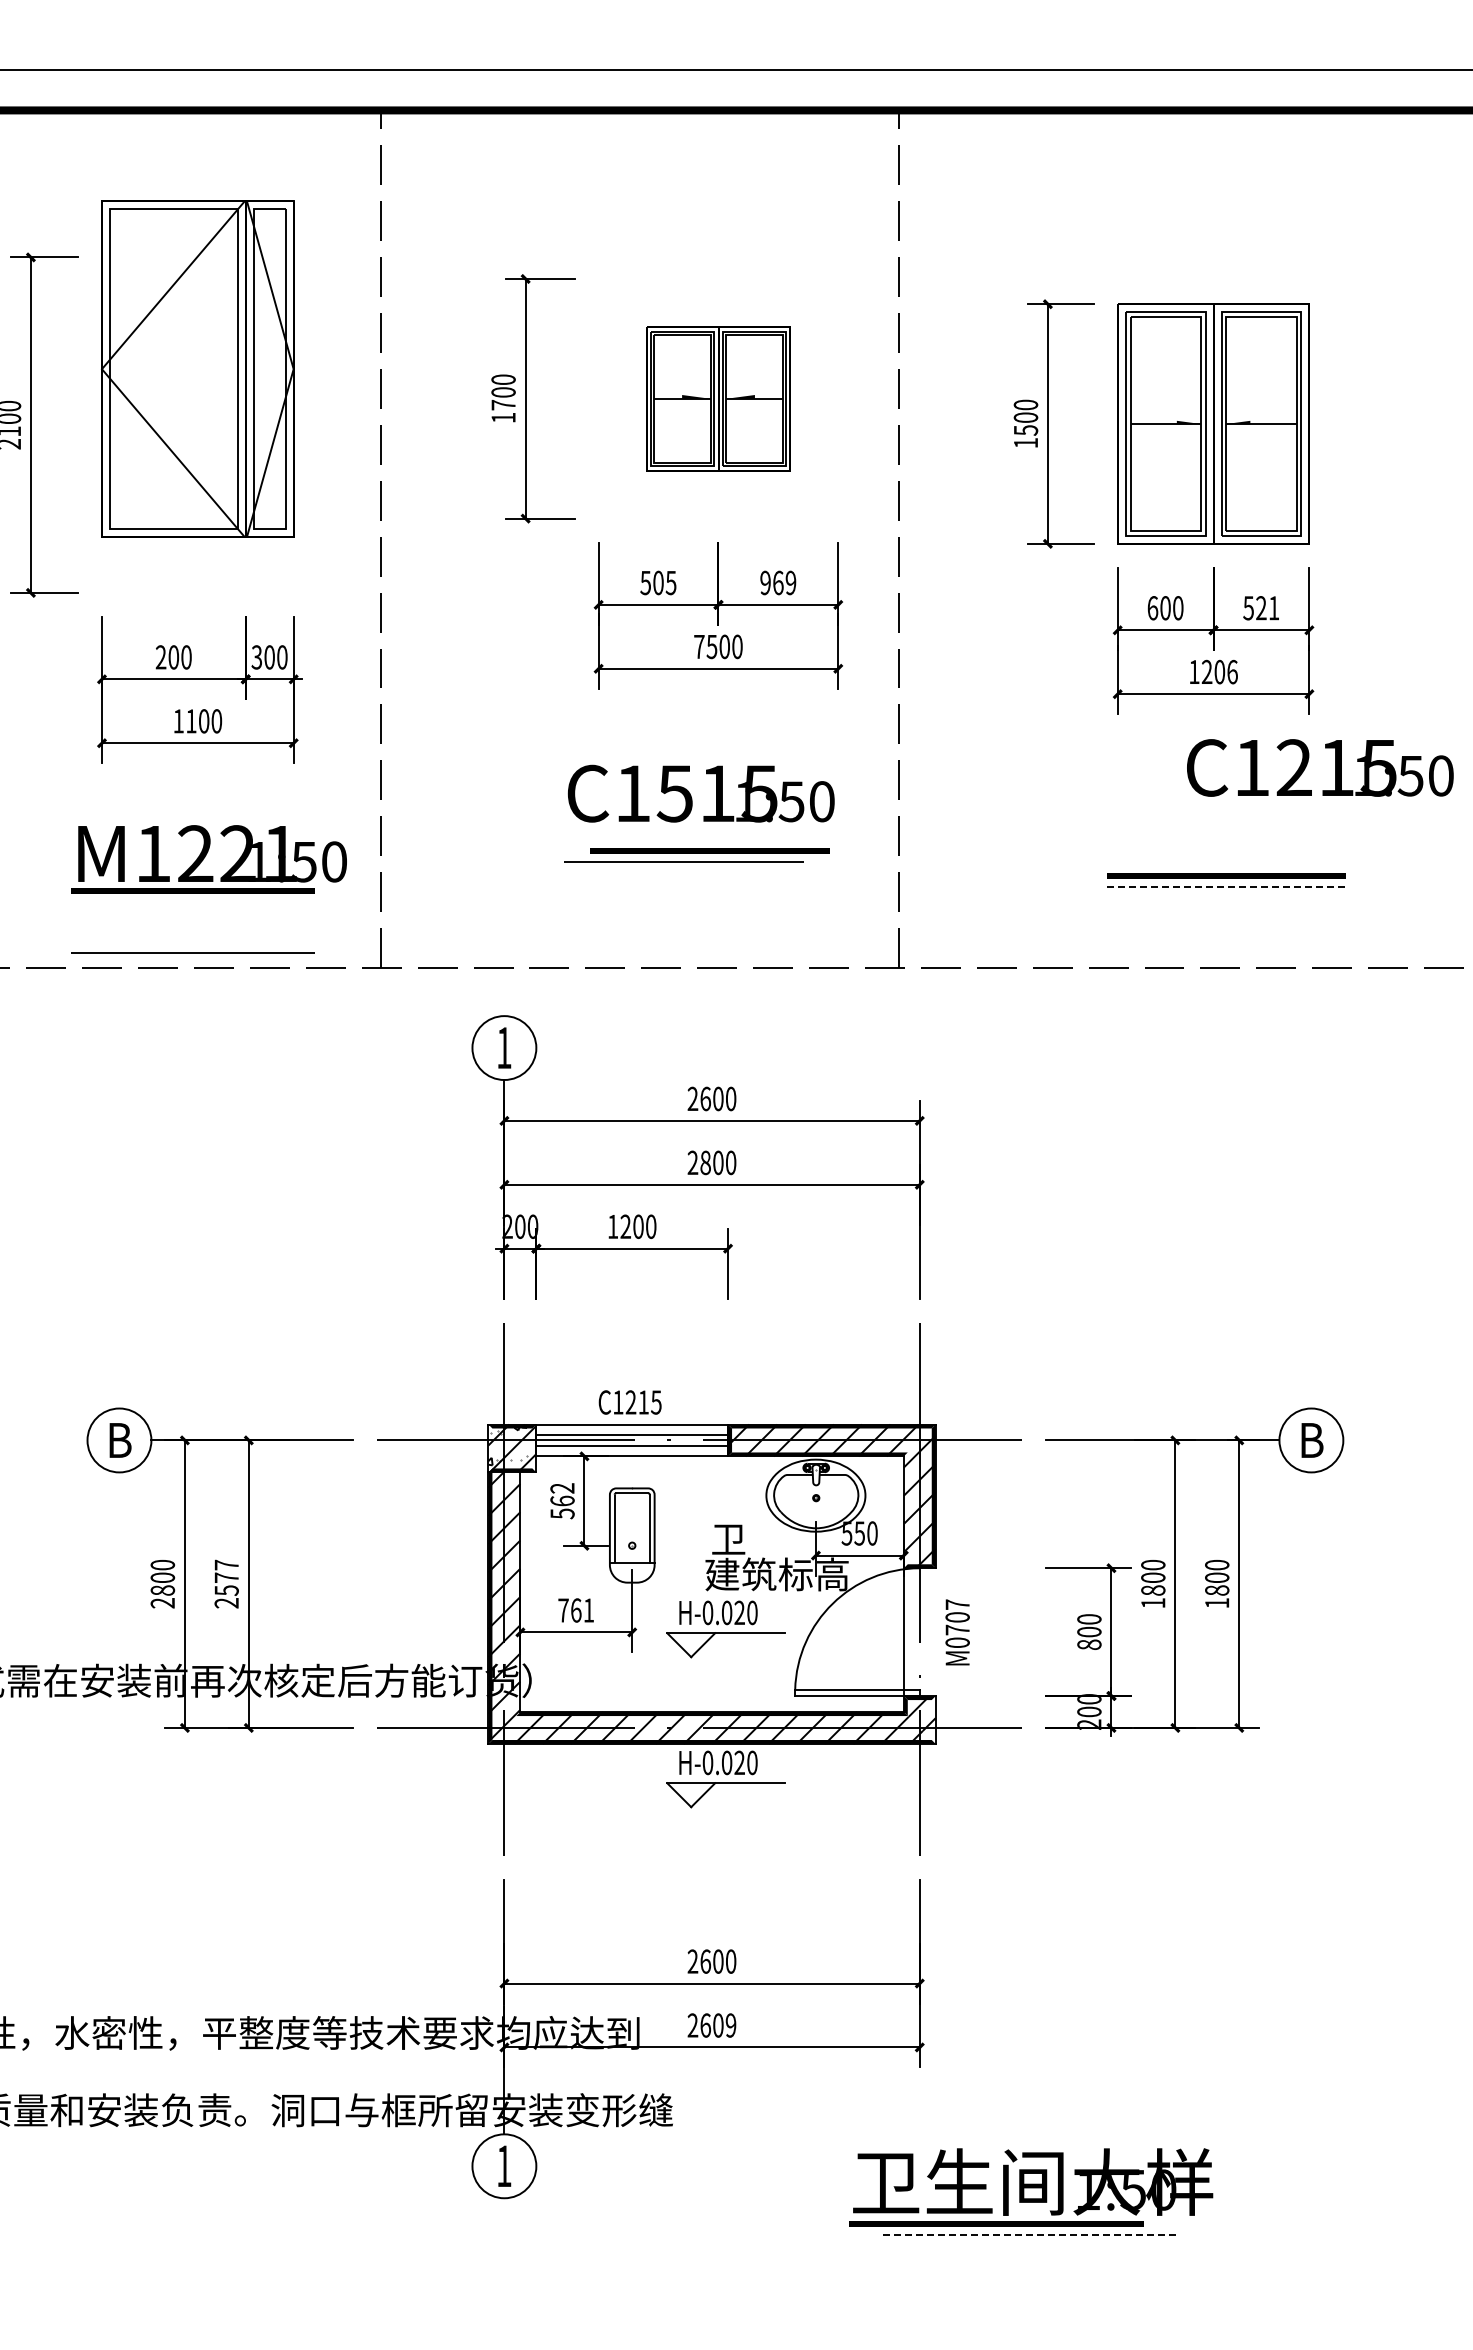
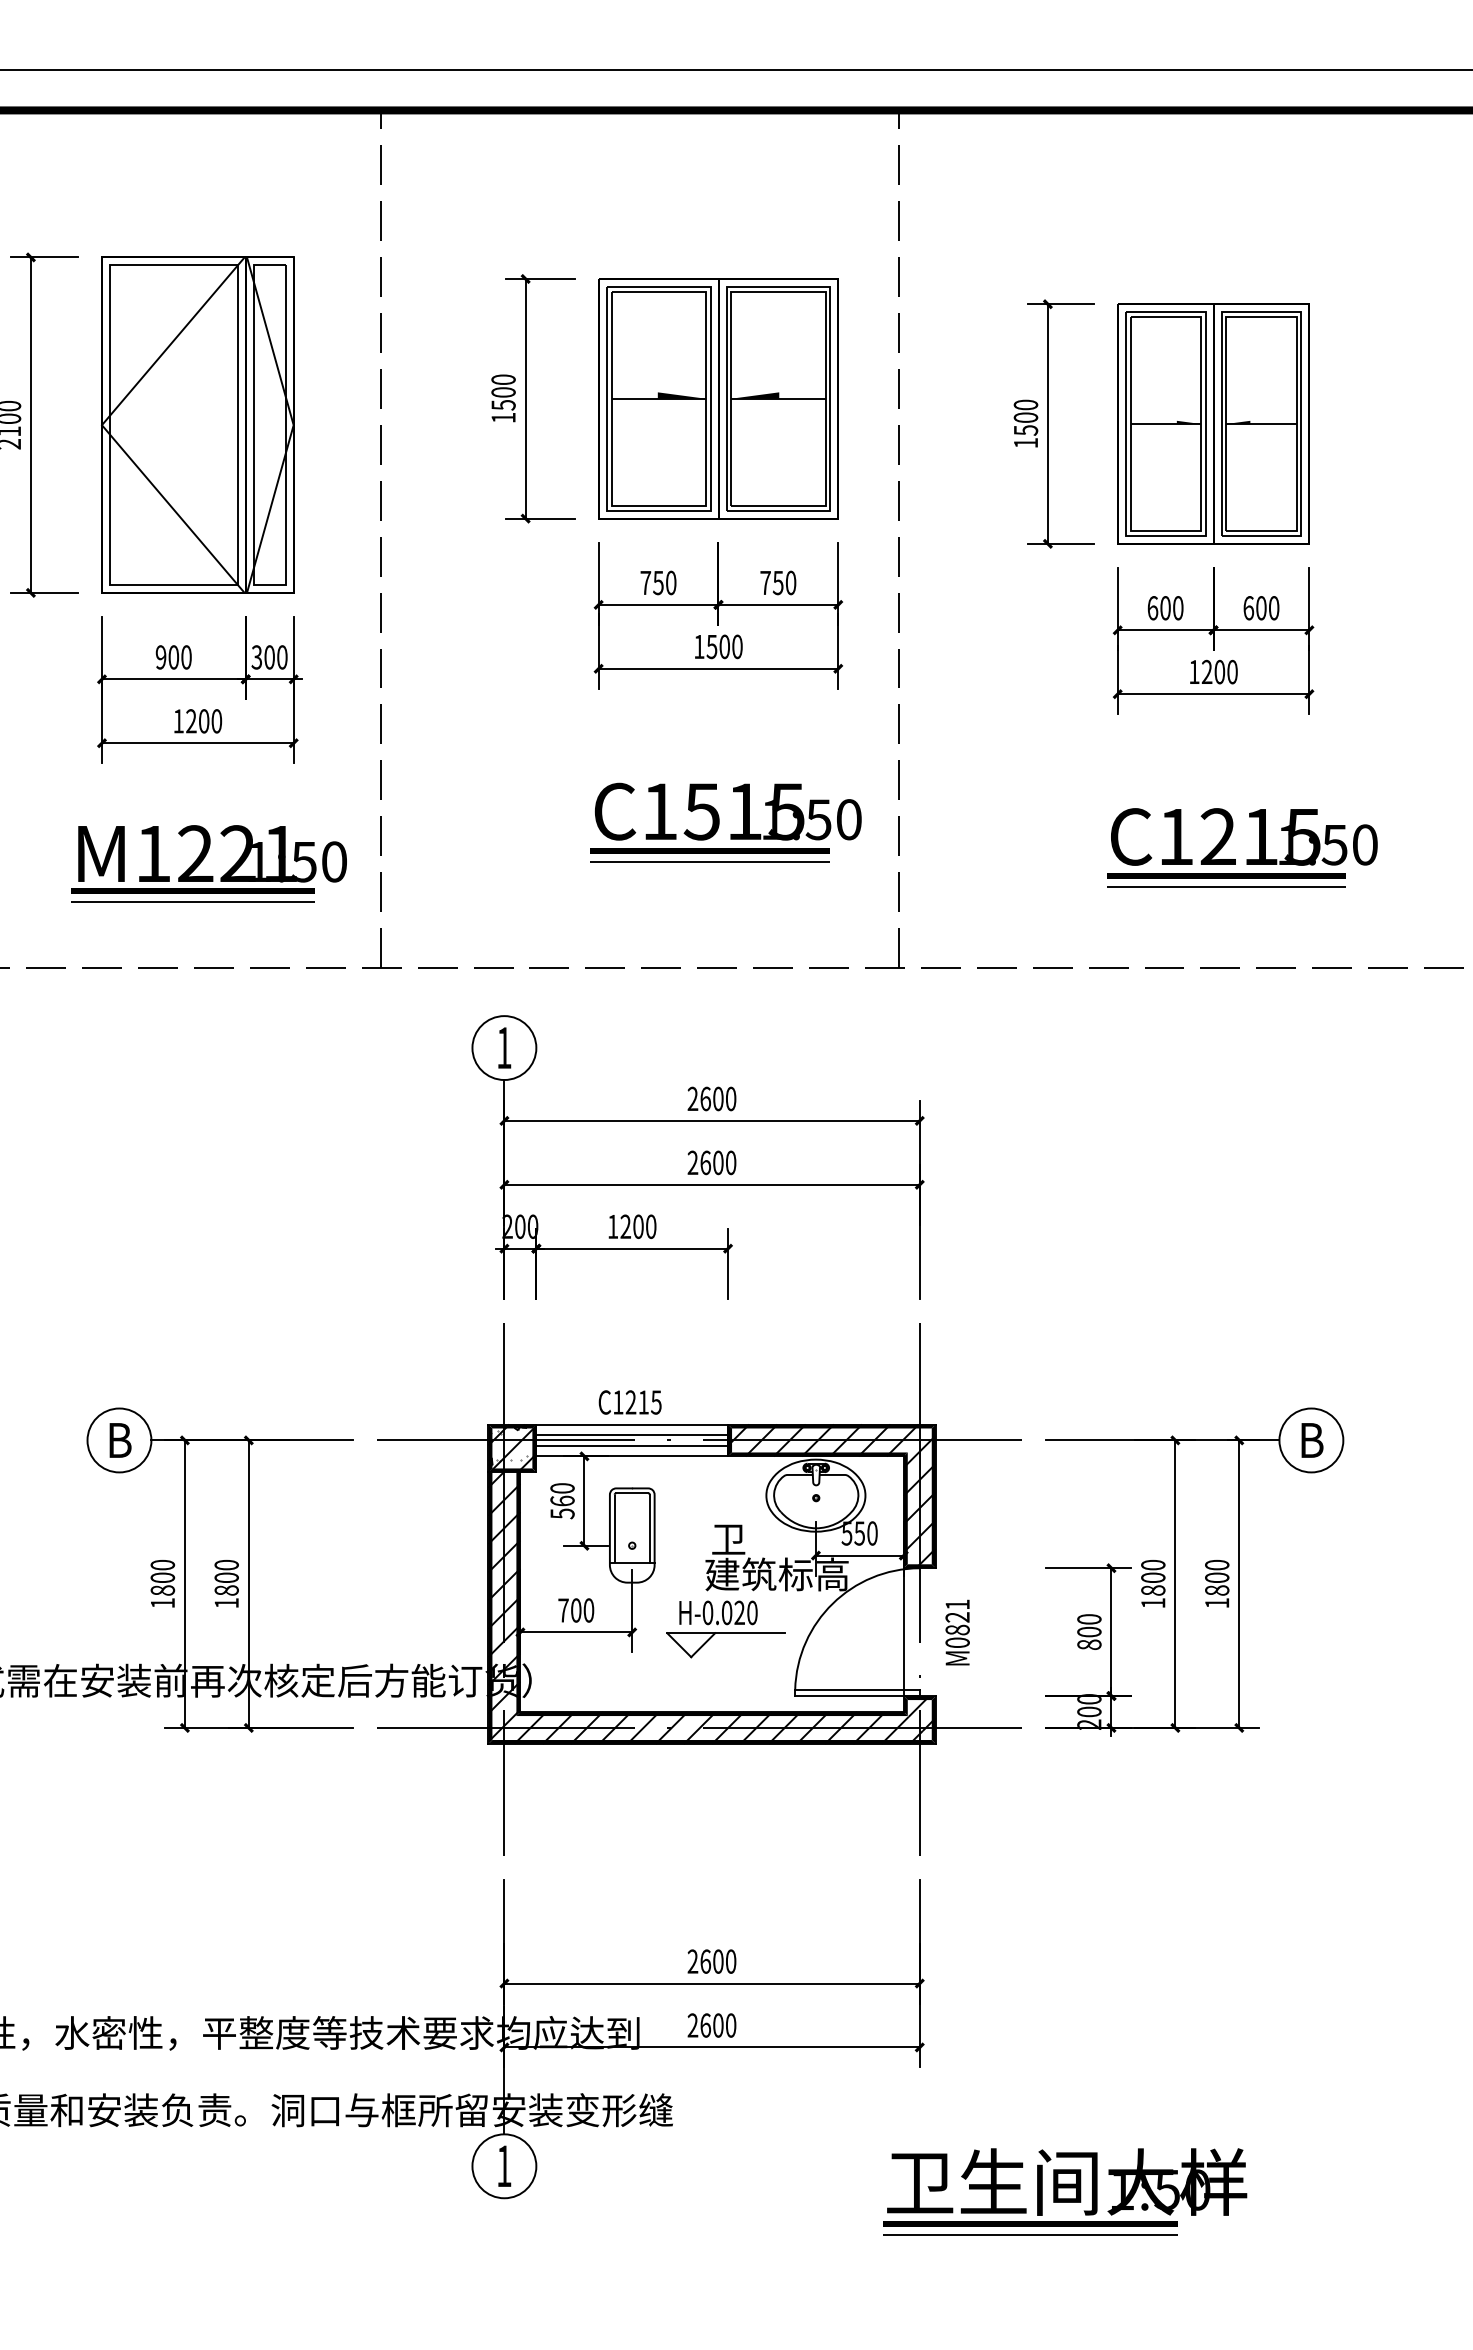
part position: (197, 368) -> (197, 424) (197, 424)
part size: 145x146 px -> 241x242 px (718, 398)
text: 1700 -> 1500 (503, 404)
text: 505 -> 750 (658, 582)
text: 969 -> 750 (778, 582)
text: 521 -> 600 (1261, 608)
text: 7500 -> 1500 (699, 646)
text: 200 -> 900 (160, 657)
text: 1206 -> 1200 (1232, 671)
text: 1100 -> 1200 (191, 721)
text position: (1320, 767) -> (1244, 836) (1244, 836)
text position: (700, 793) -> (727, 811) (727, 811)
line position: (683, 861) -> (709, 861) (709, 861)
line: dashed -> solid (1226, 887)
line position: (192, 952) -> (192, 901) (192, 901)
text: 2800 -> 2600 (705, 1162)
fill: none -> present (490, 1448)
fill: none -> present (534, 1448)
text: 562 -> 560 (562, 1488)
fill: none -> present (905, 1510)
text: 2577 -> 1800 (226, 1583)
fill: none -> present (518, 1594)
text: 2800 -> 1800 (162, 1603)
text: 761 -> 700 (582, 1610)
text: M0707 -> M0821 (957, 1617)
fill: none -> present (933, 1720)
part: present -> none (725, 1779)
text: 2609 -> 2600 (730, 2025)
text position: (1031, 2187) -> (1065, 2187) (1065, 2187)
line: dashed -> solid (1030, 2235)
